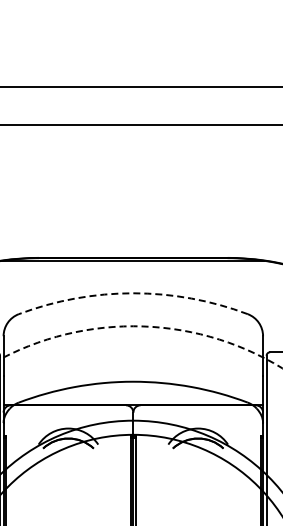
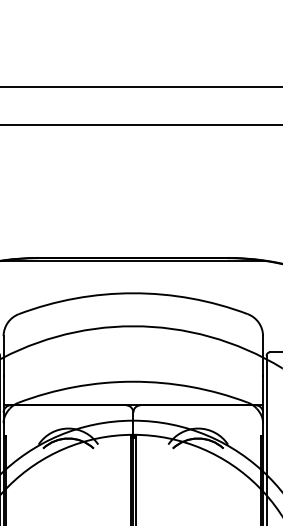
arc: dashed -> solid (133, 293)
arc: dashed -> solid (143, 326)
